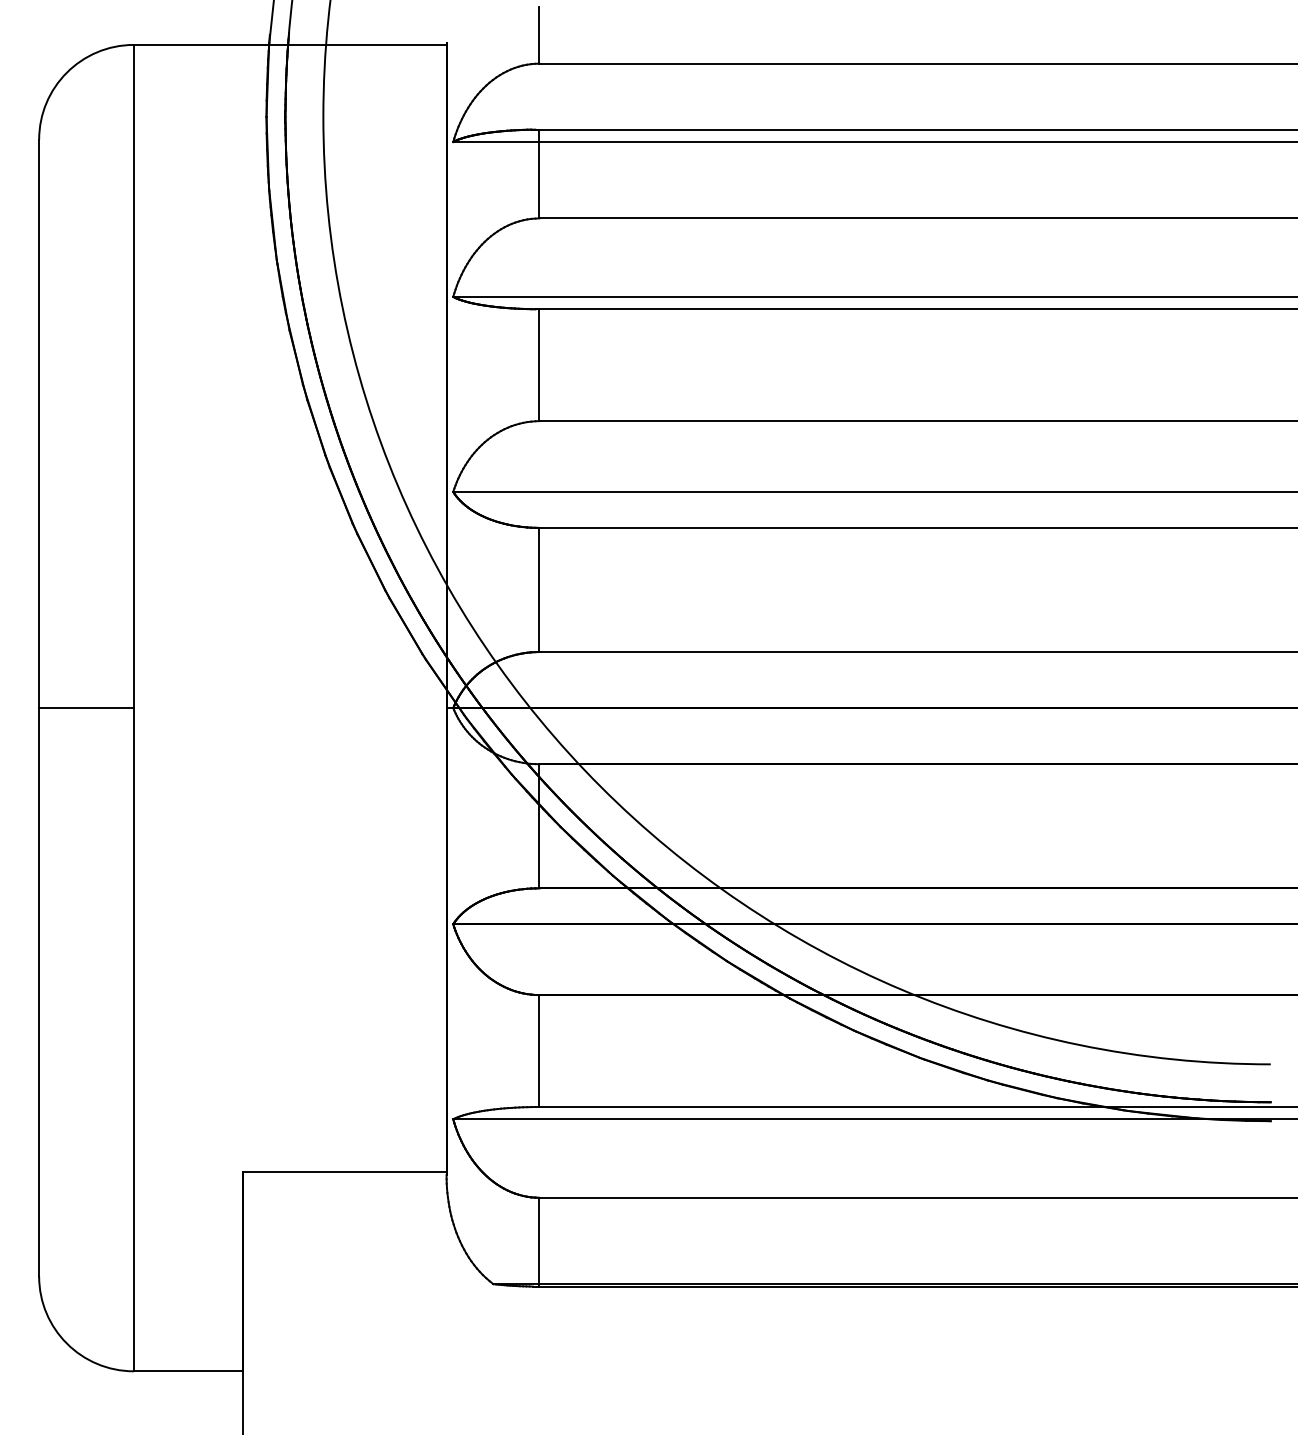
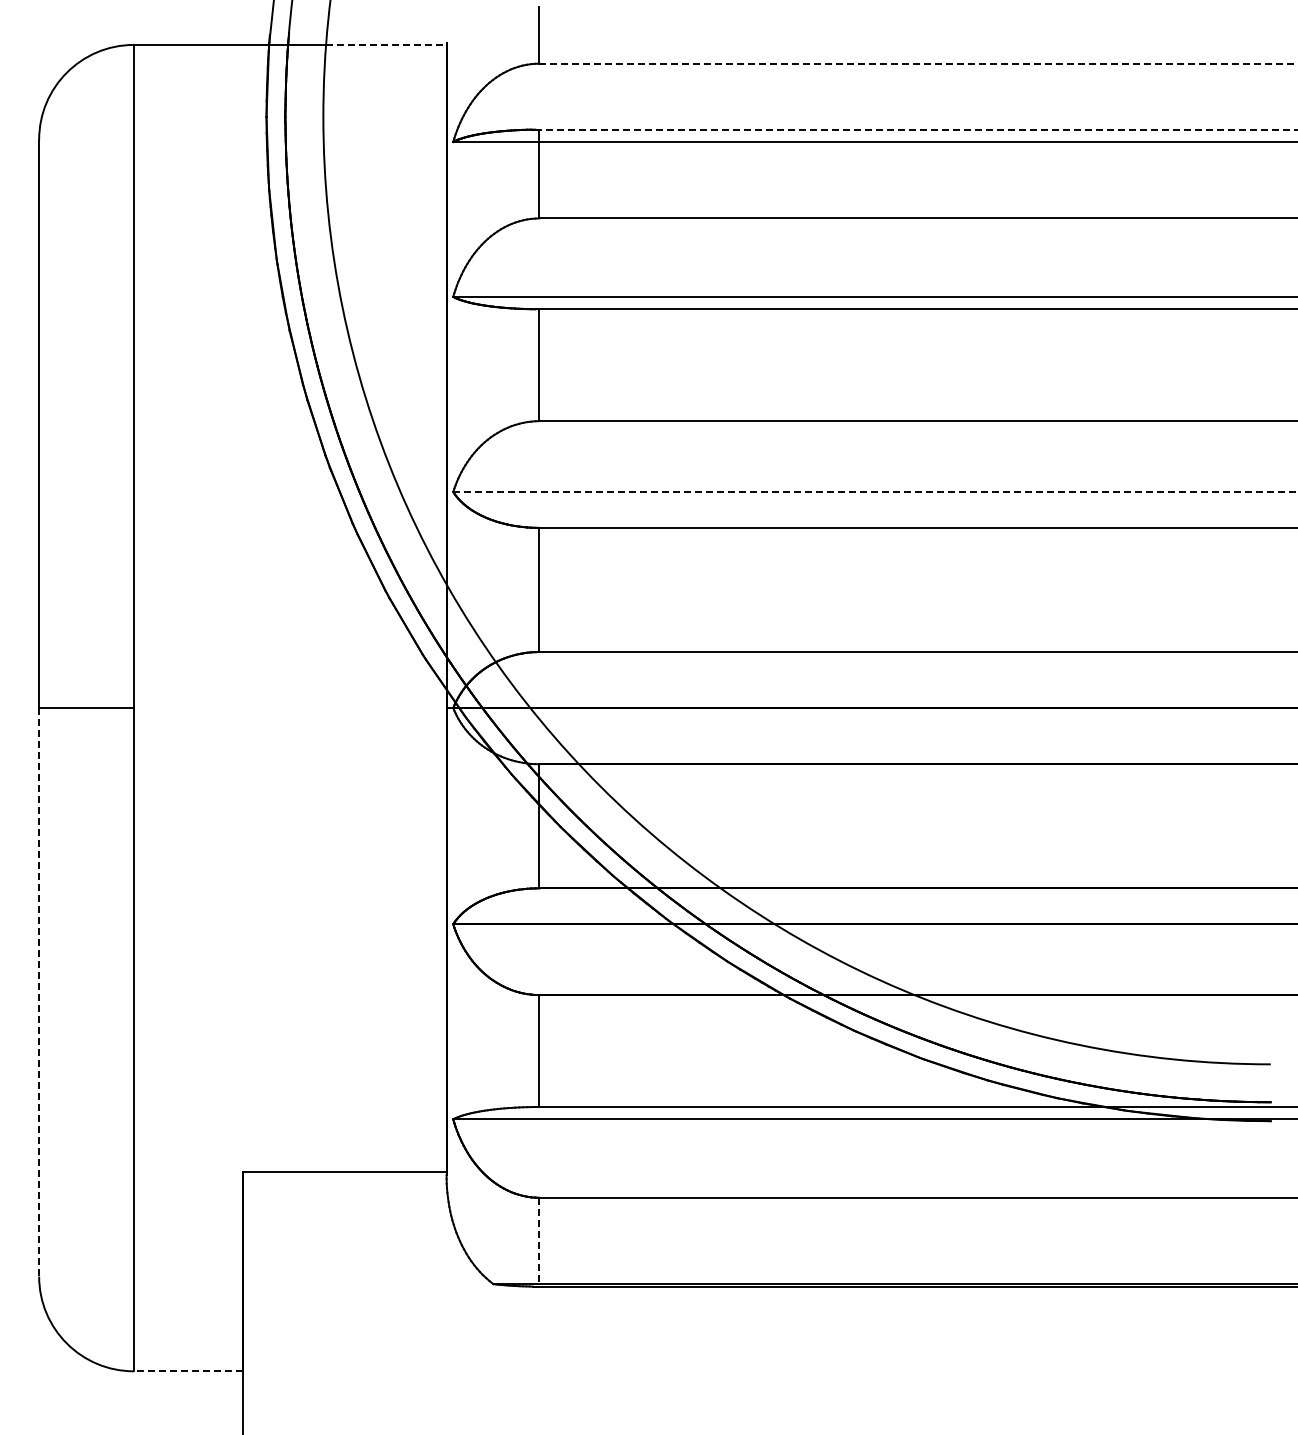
line: solid -> dashed (386, 44)
line: solid -> dashed (918, 63)
line: solid -> dashed (918, 129)
line: solid -> dashed (876, 491)
line: solid -> dashed (39, 992)
line: solid -> dashed (539, 1242)
line: solid -> dashed (187, 1371)
